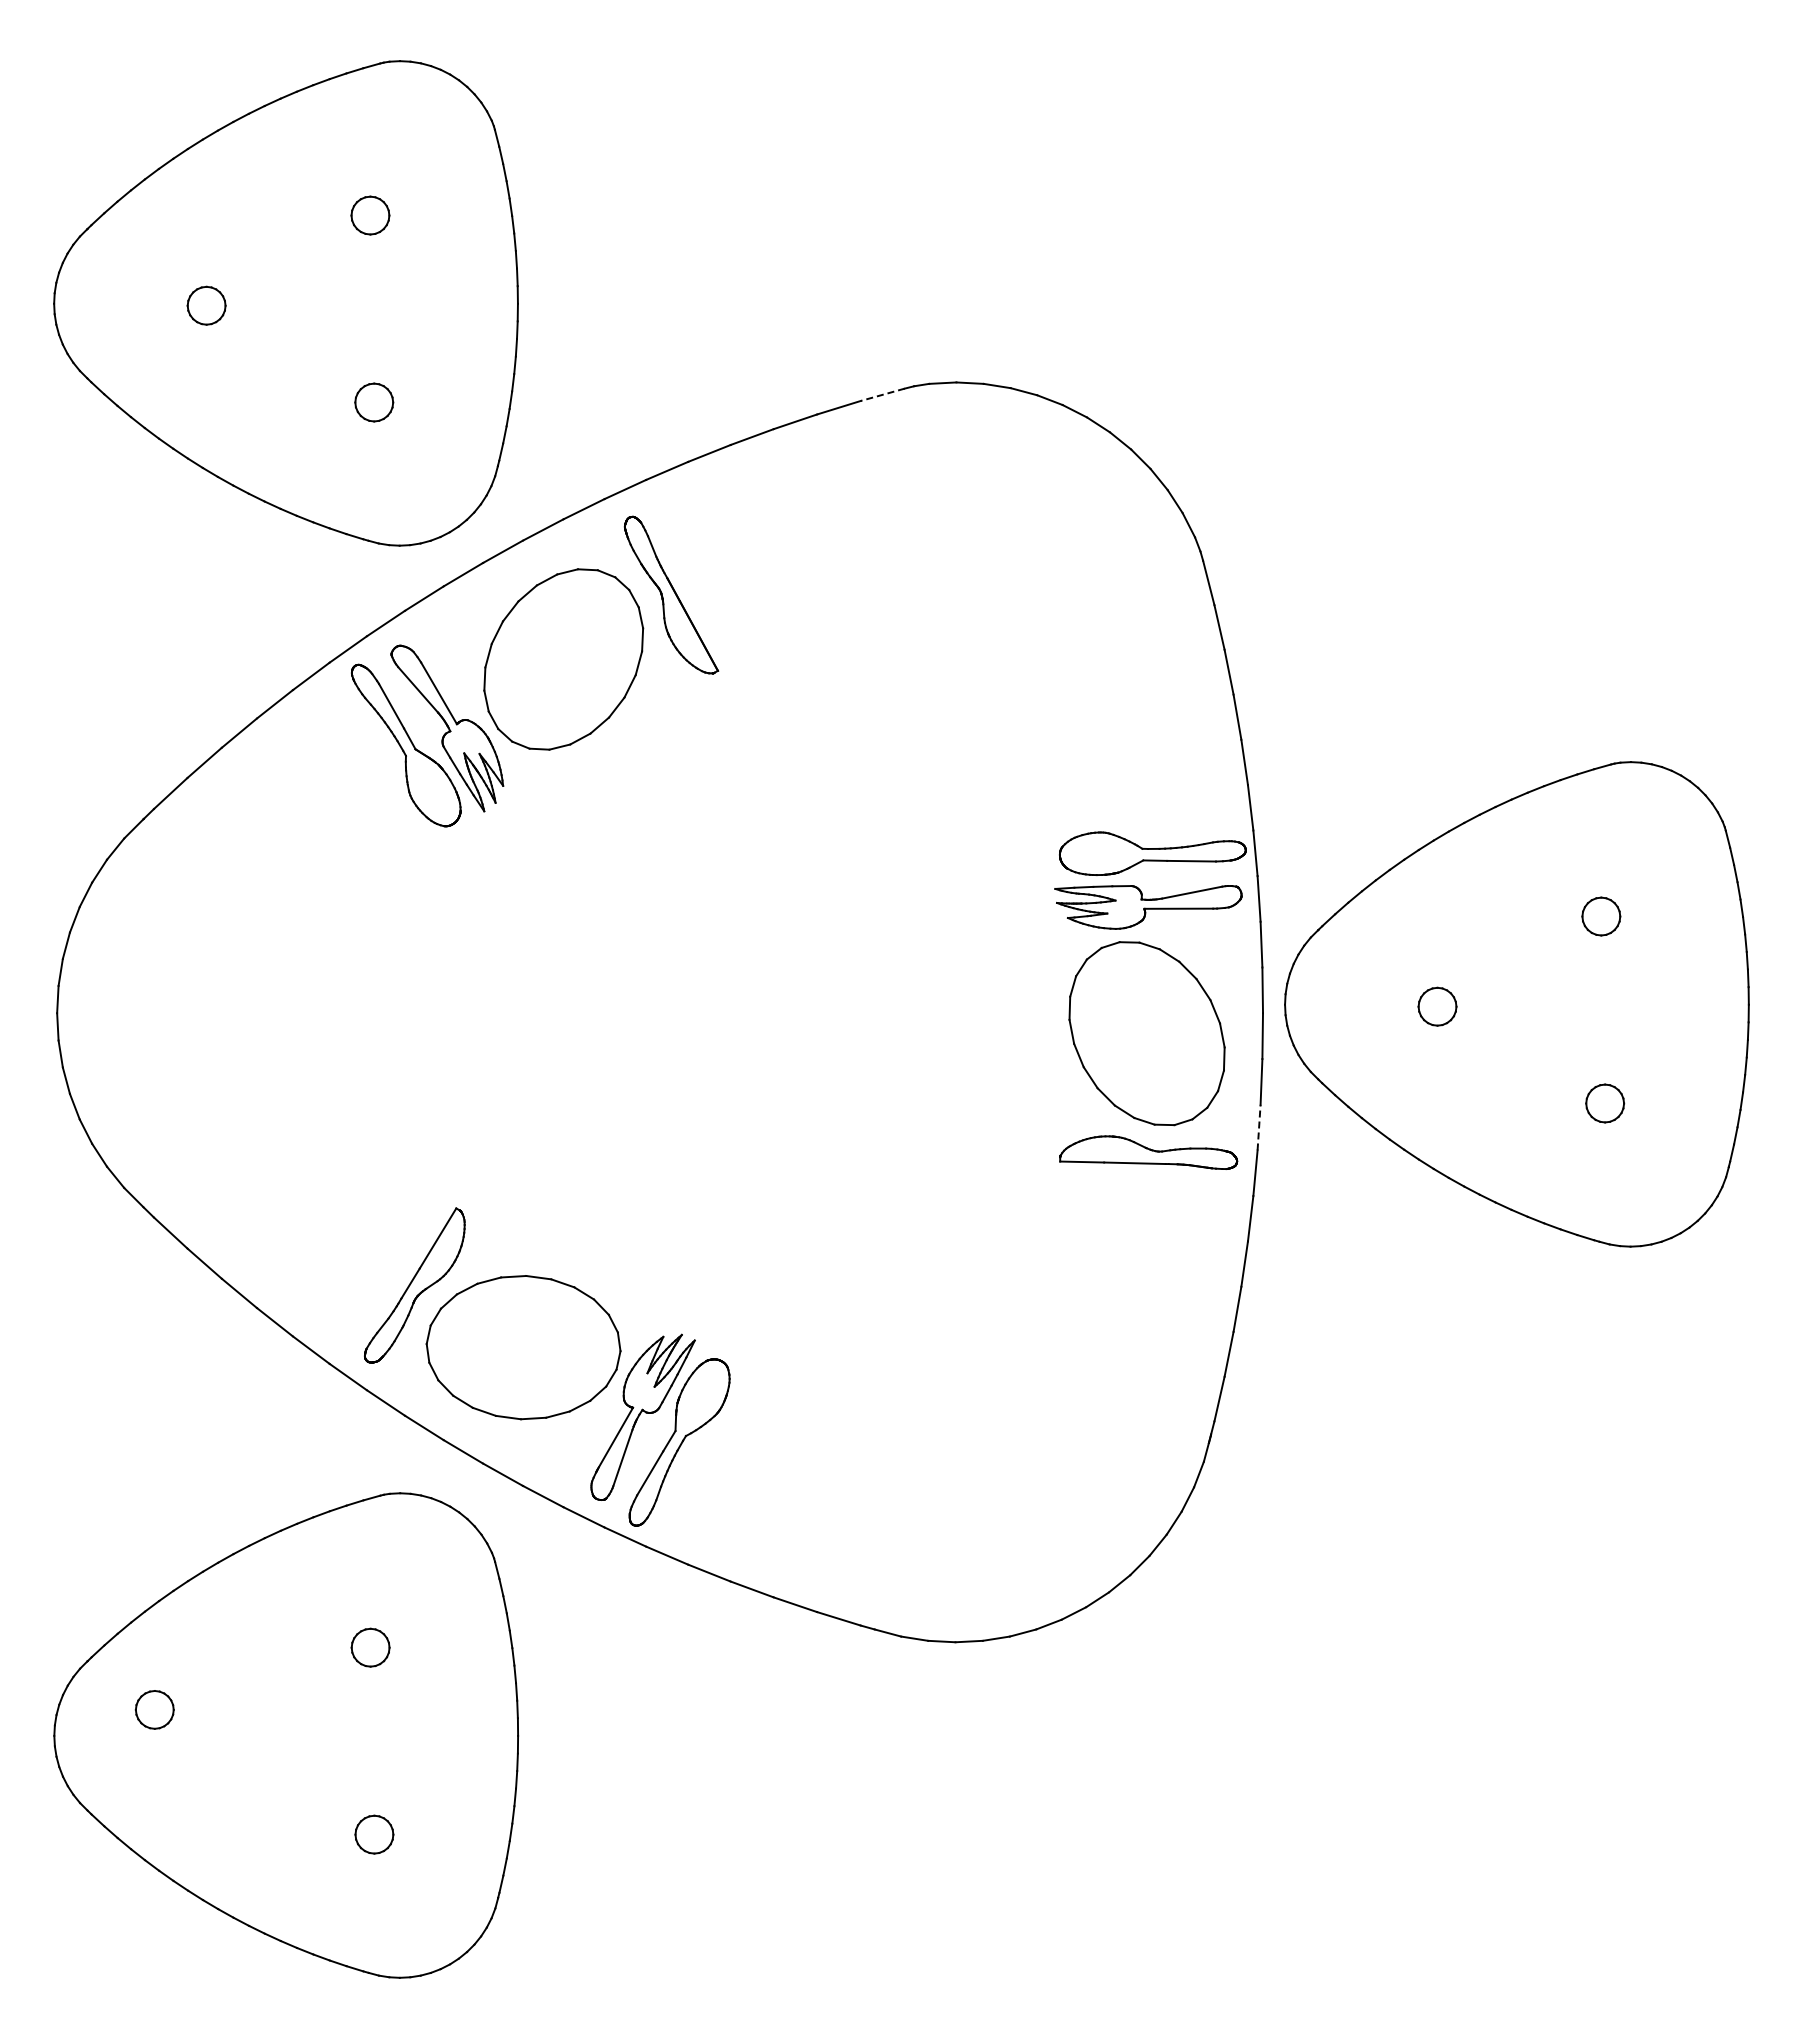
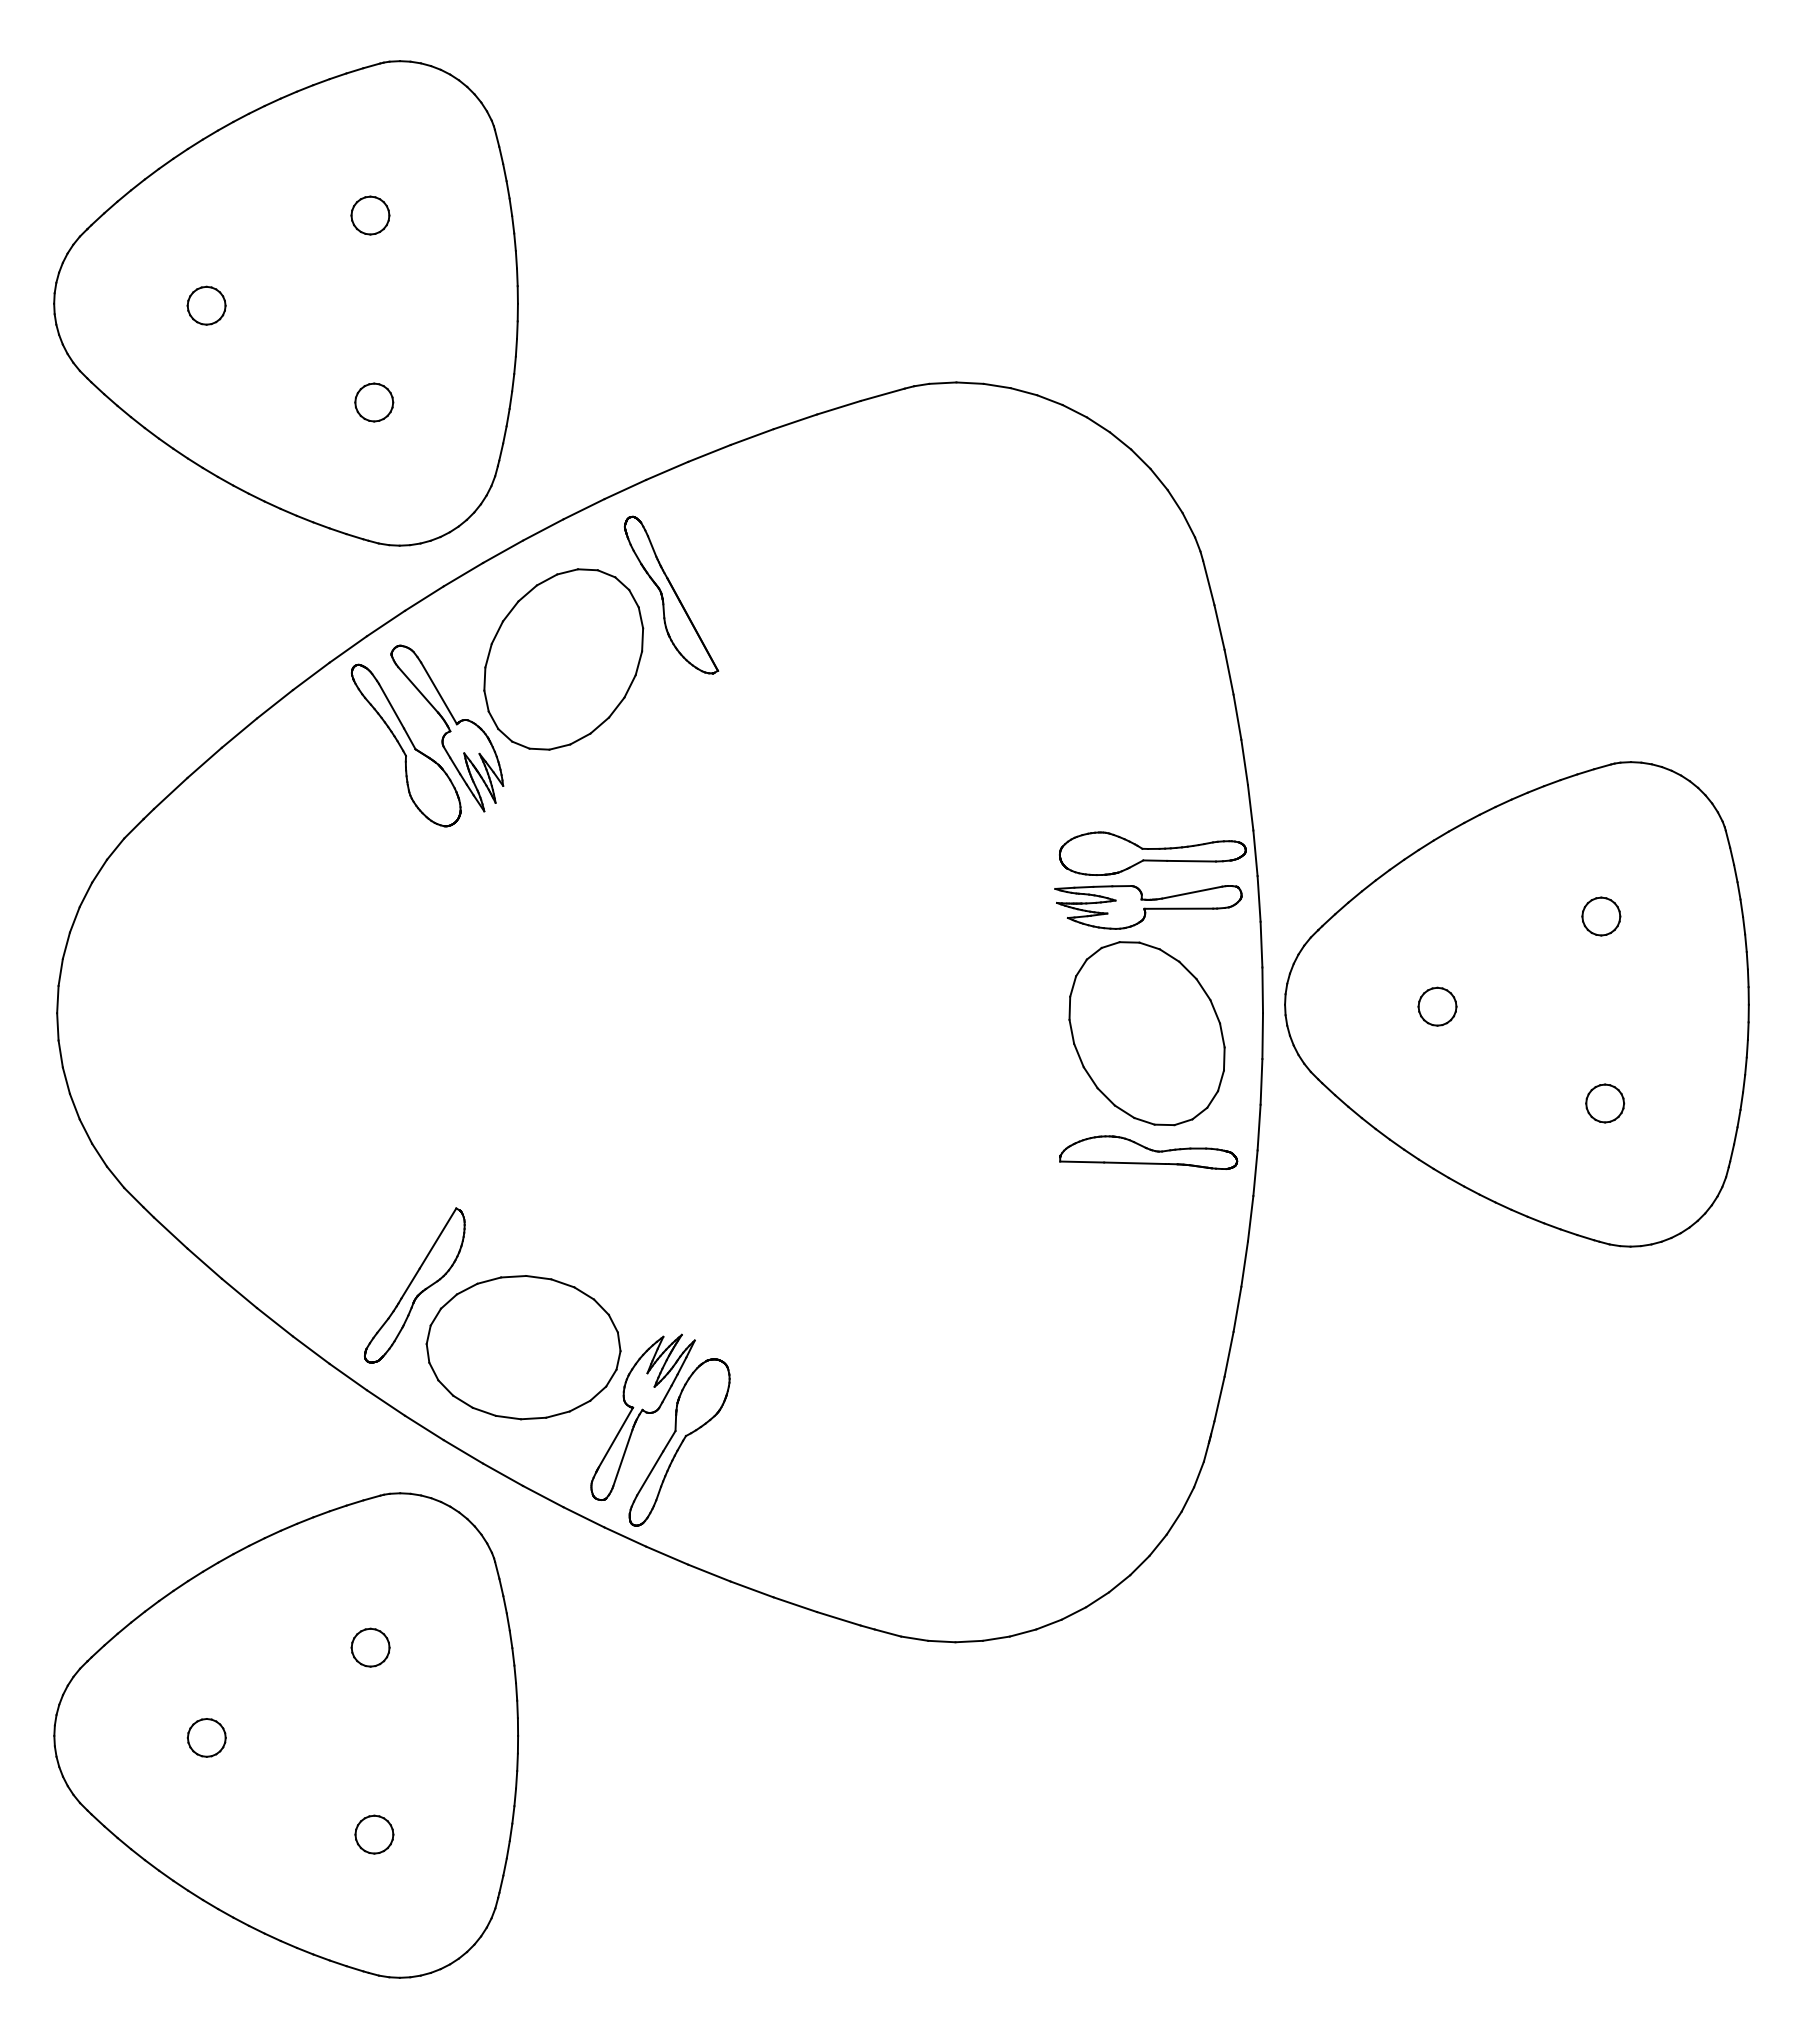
line: dashed -> solid (882, 394)
line: dashed -> solid (1259, 1127)
part position: (154, 1709) -> (206, 1737) (206, 1737)
